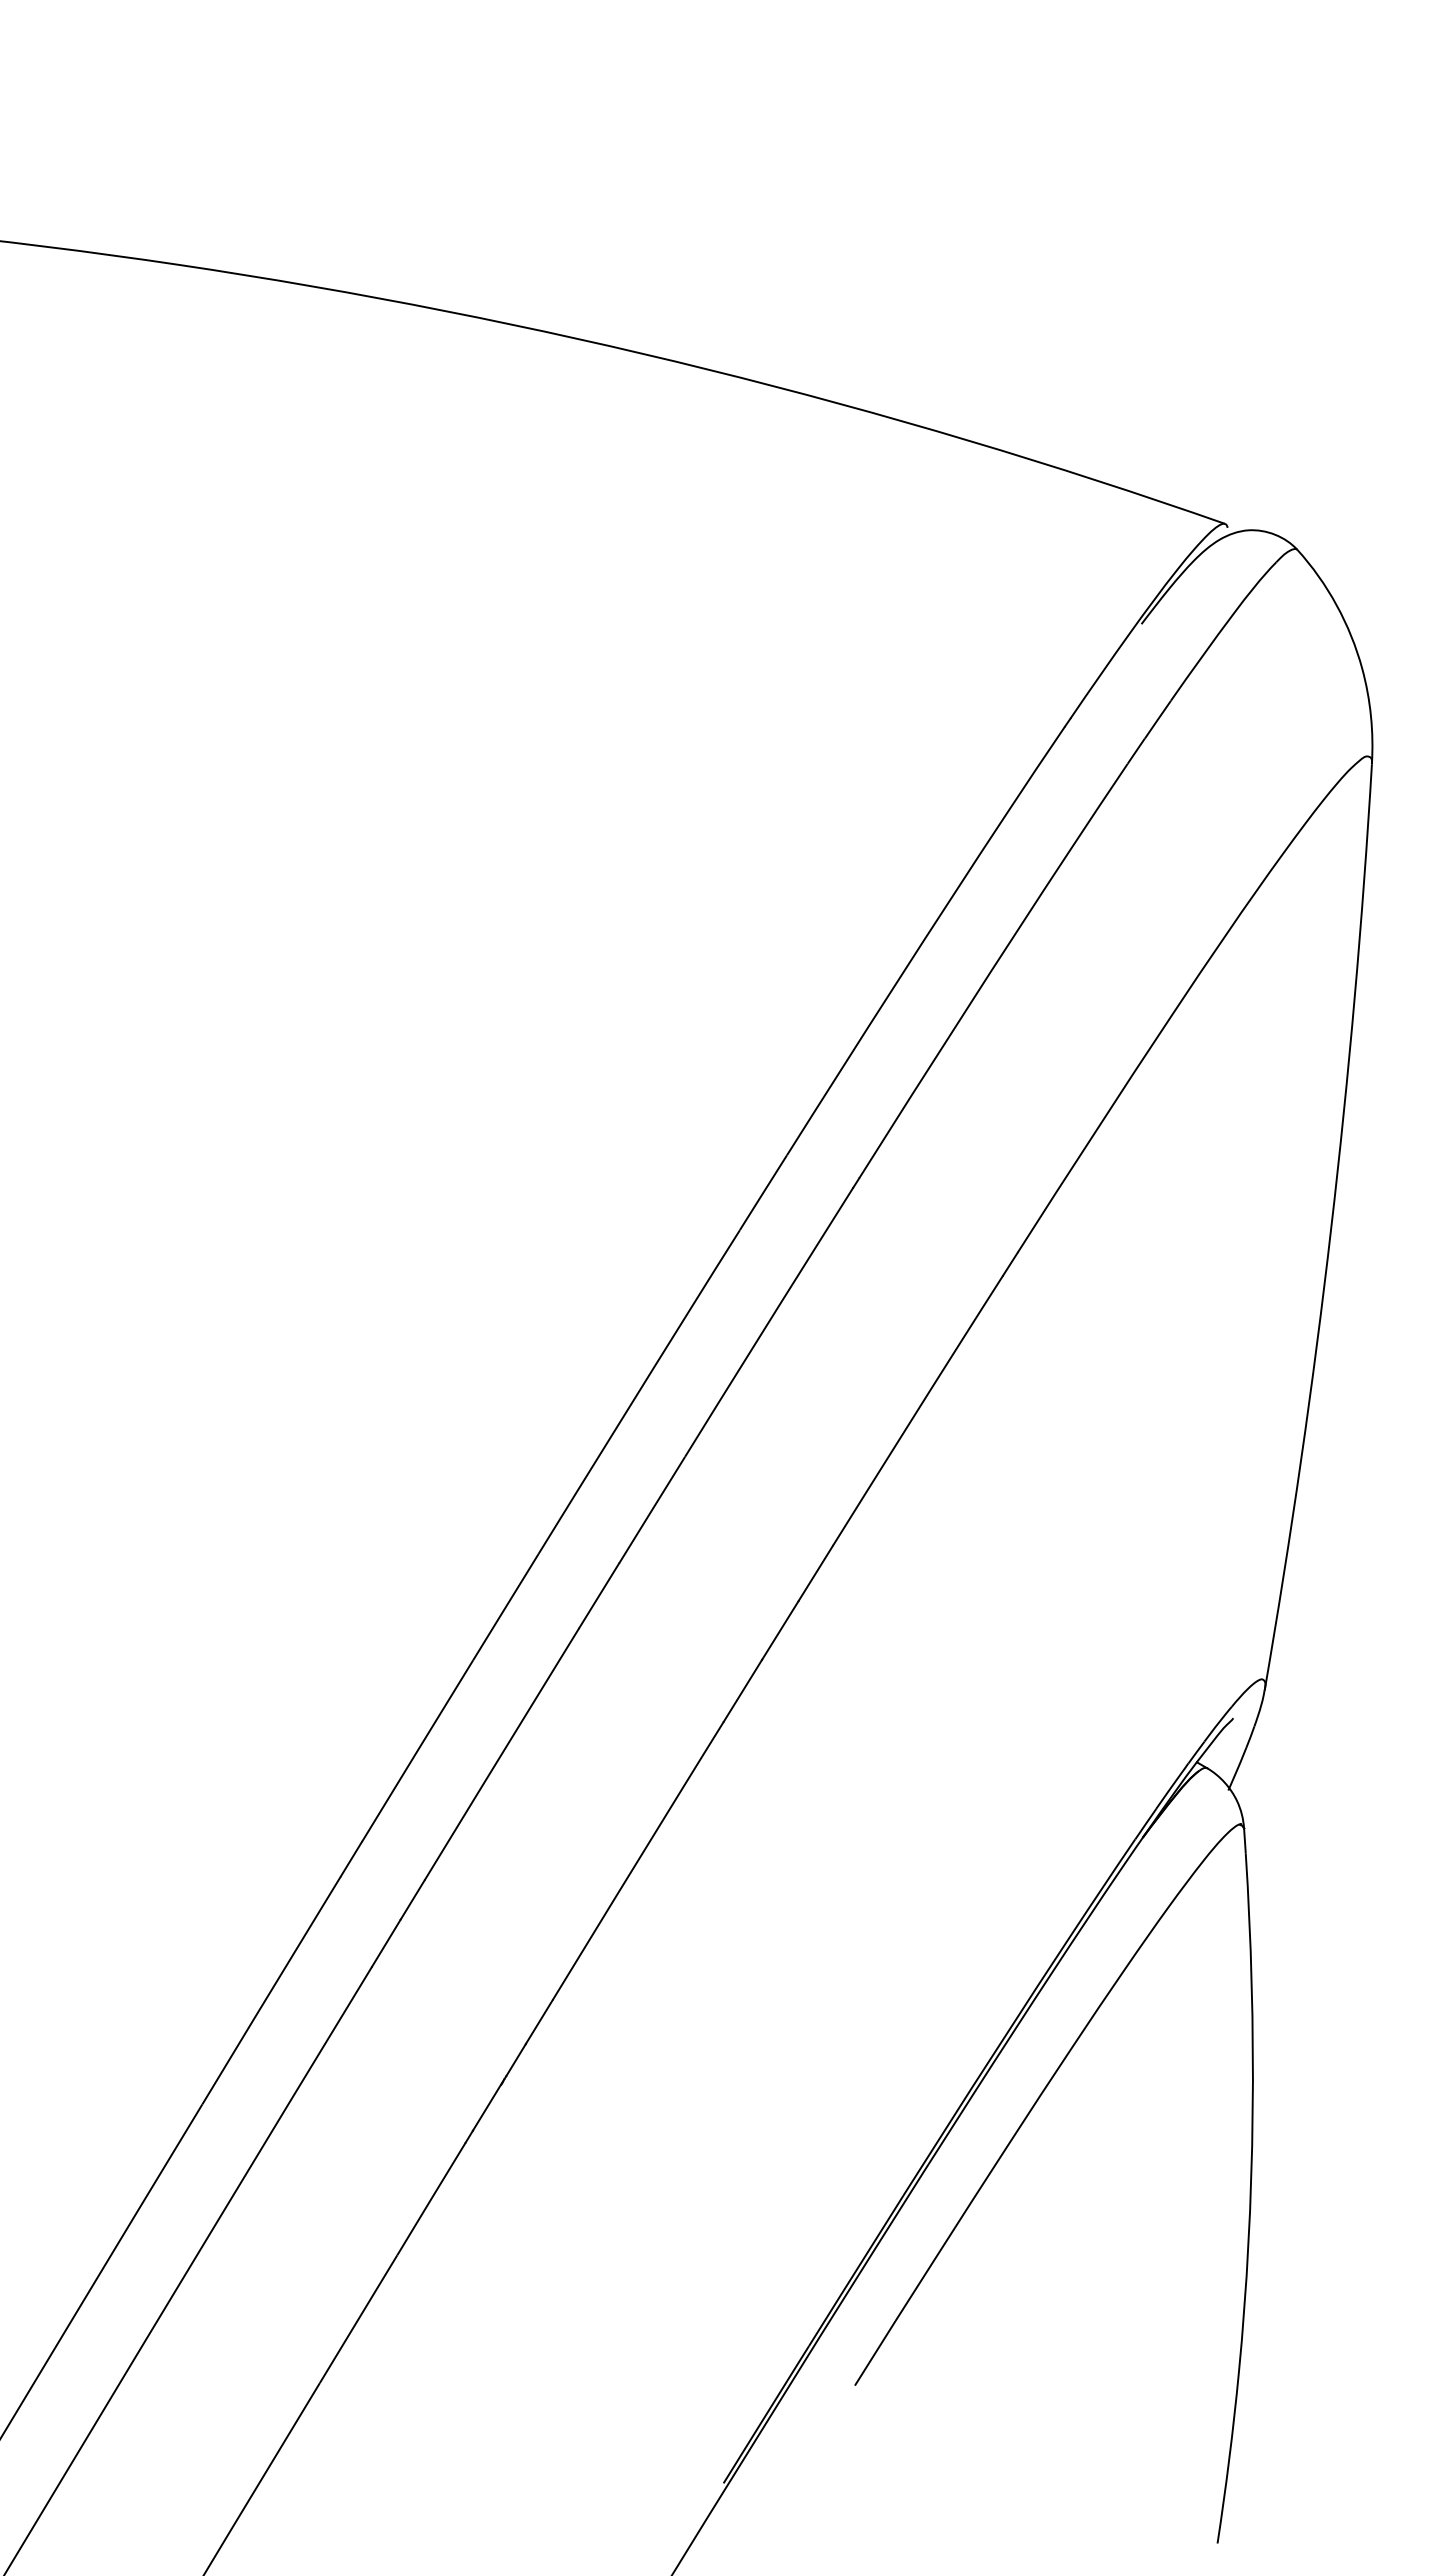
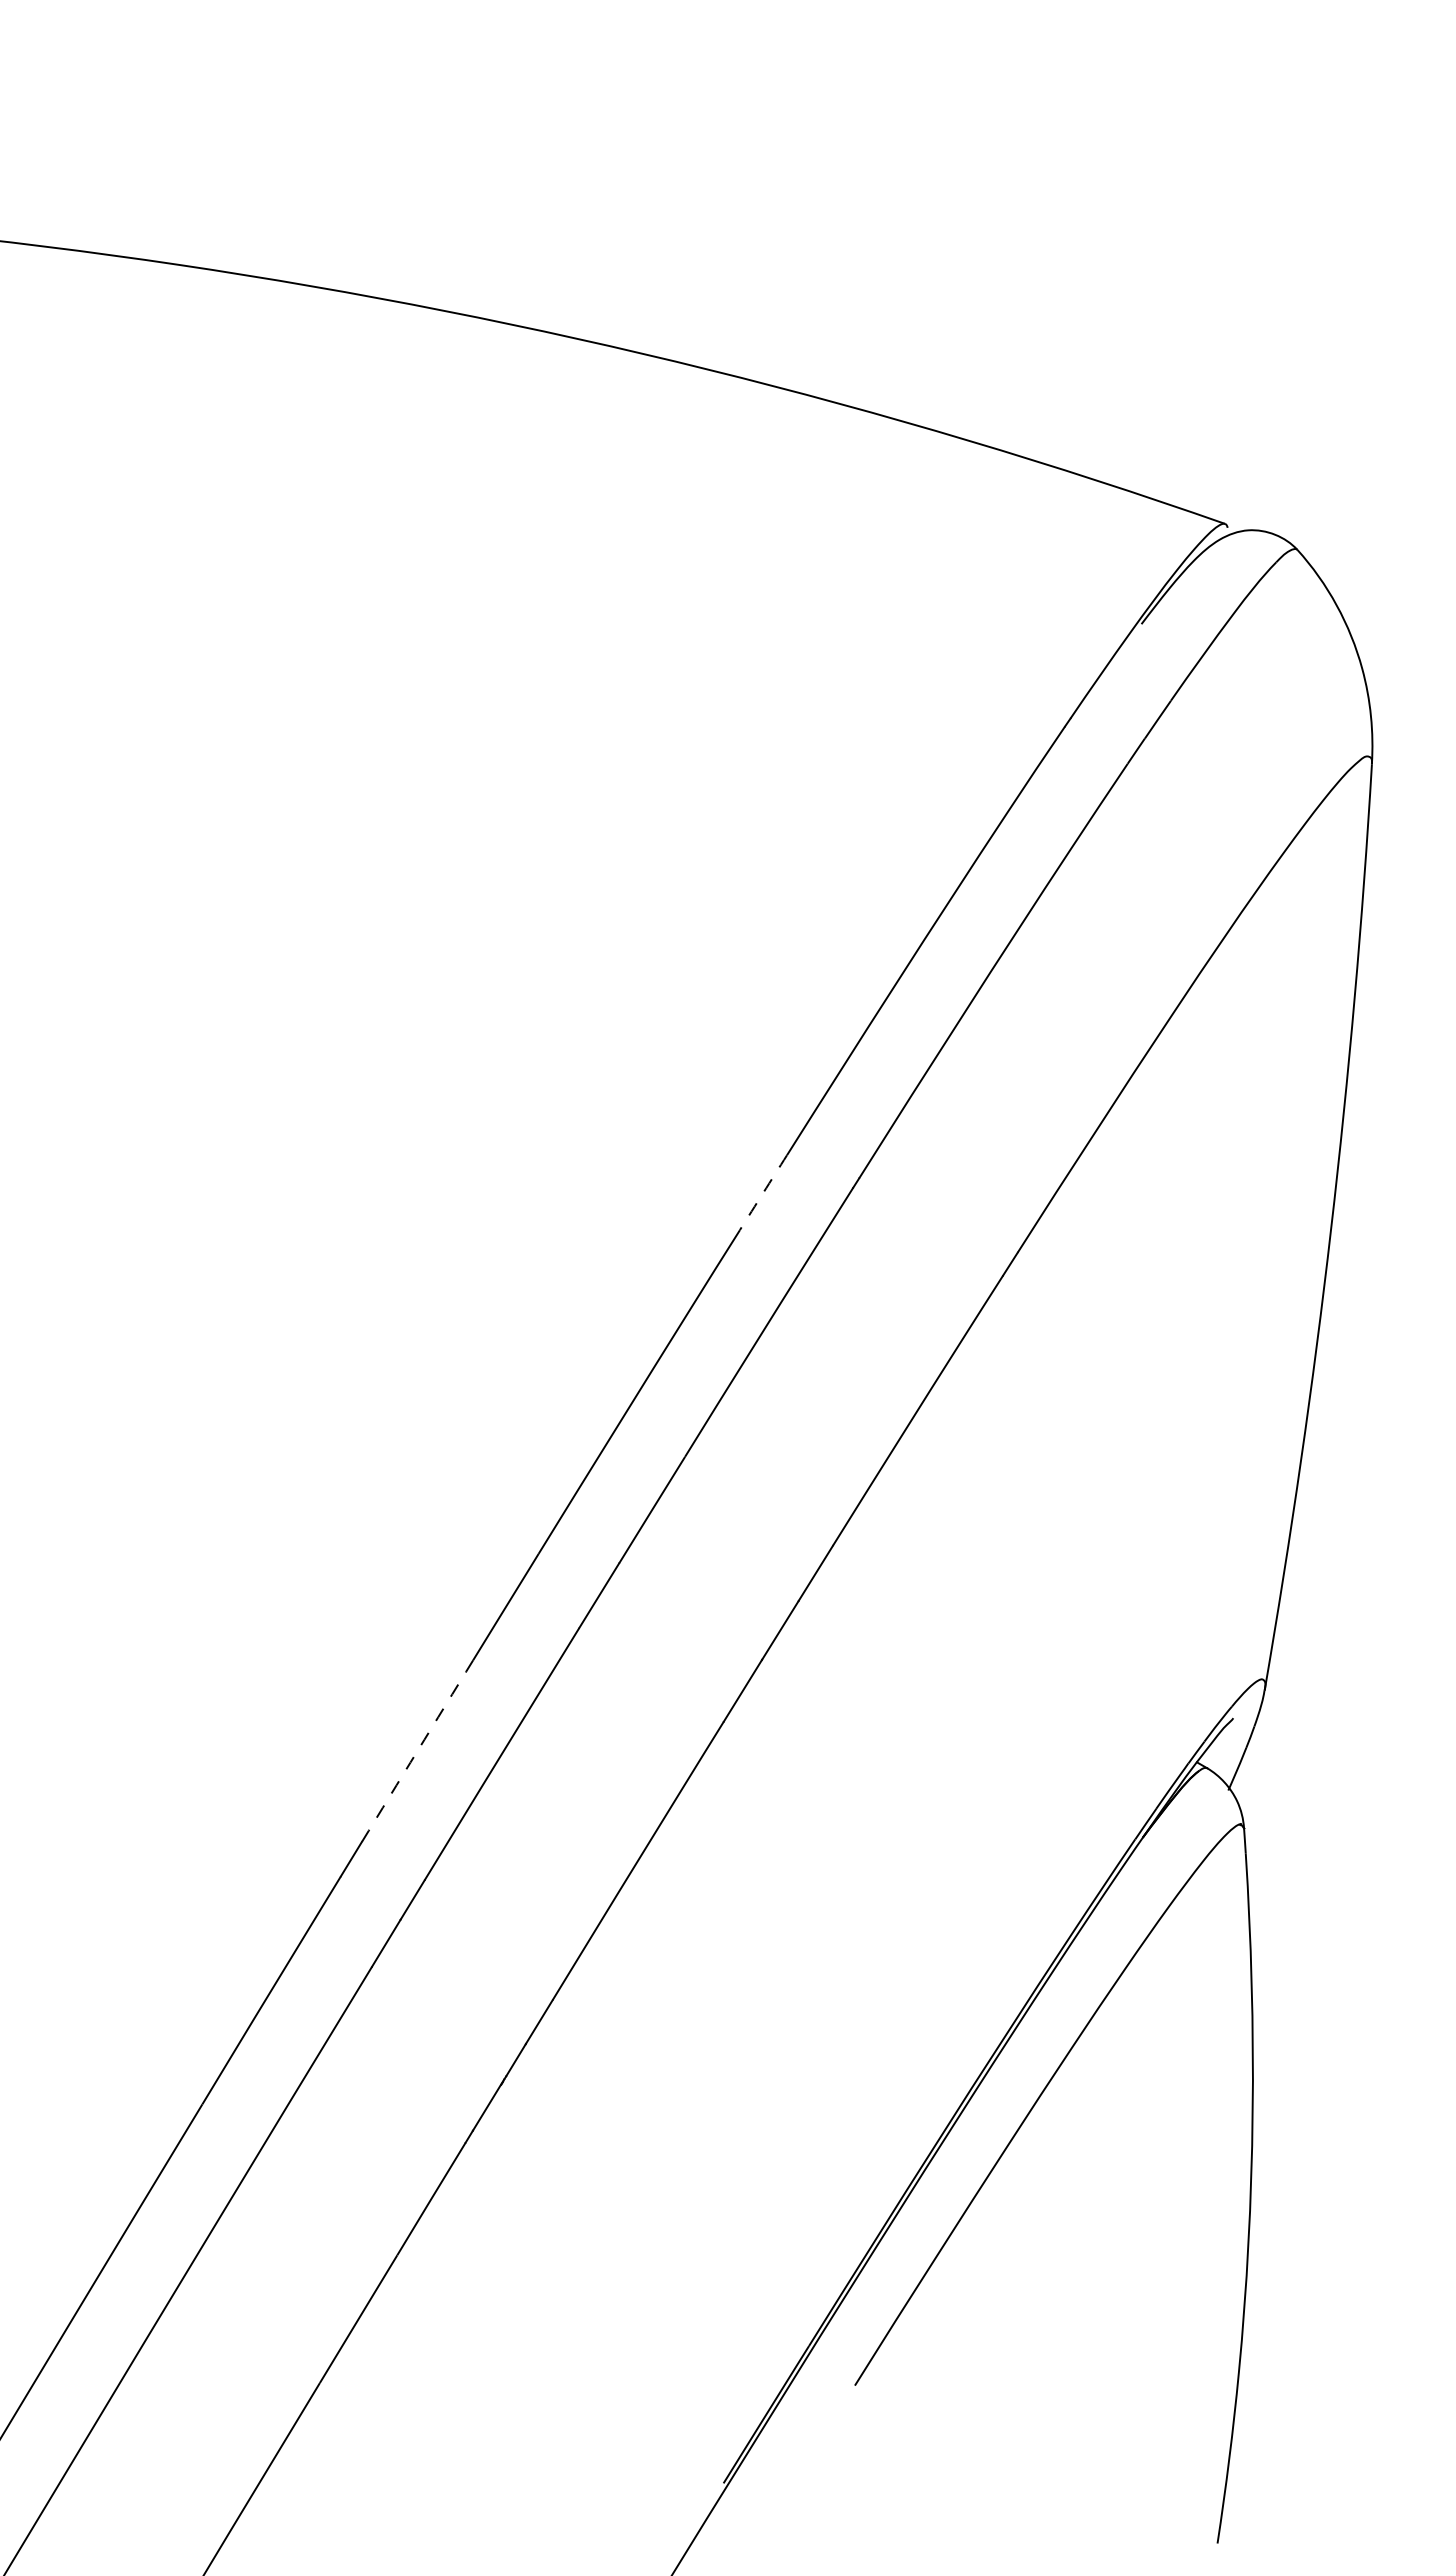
arc: solid -> dashed (763, 1192)
arc: solid -> dashed (417, 1751)
